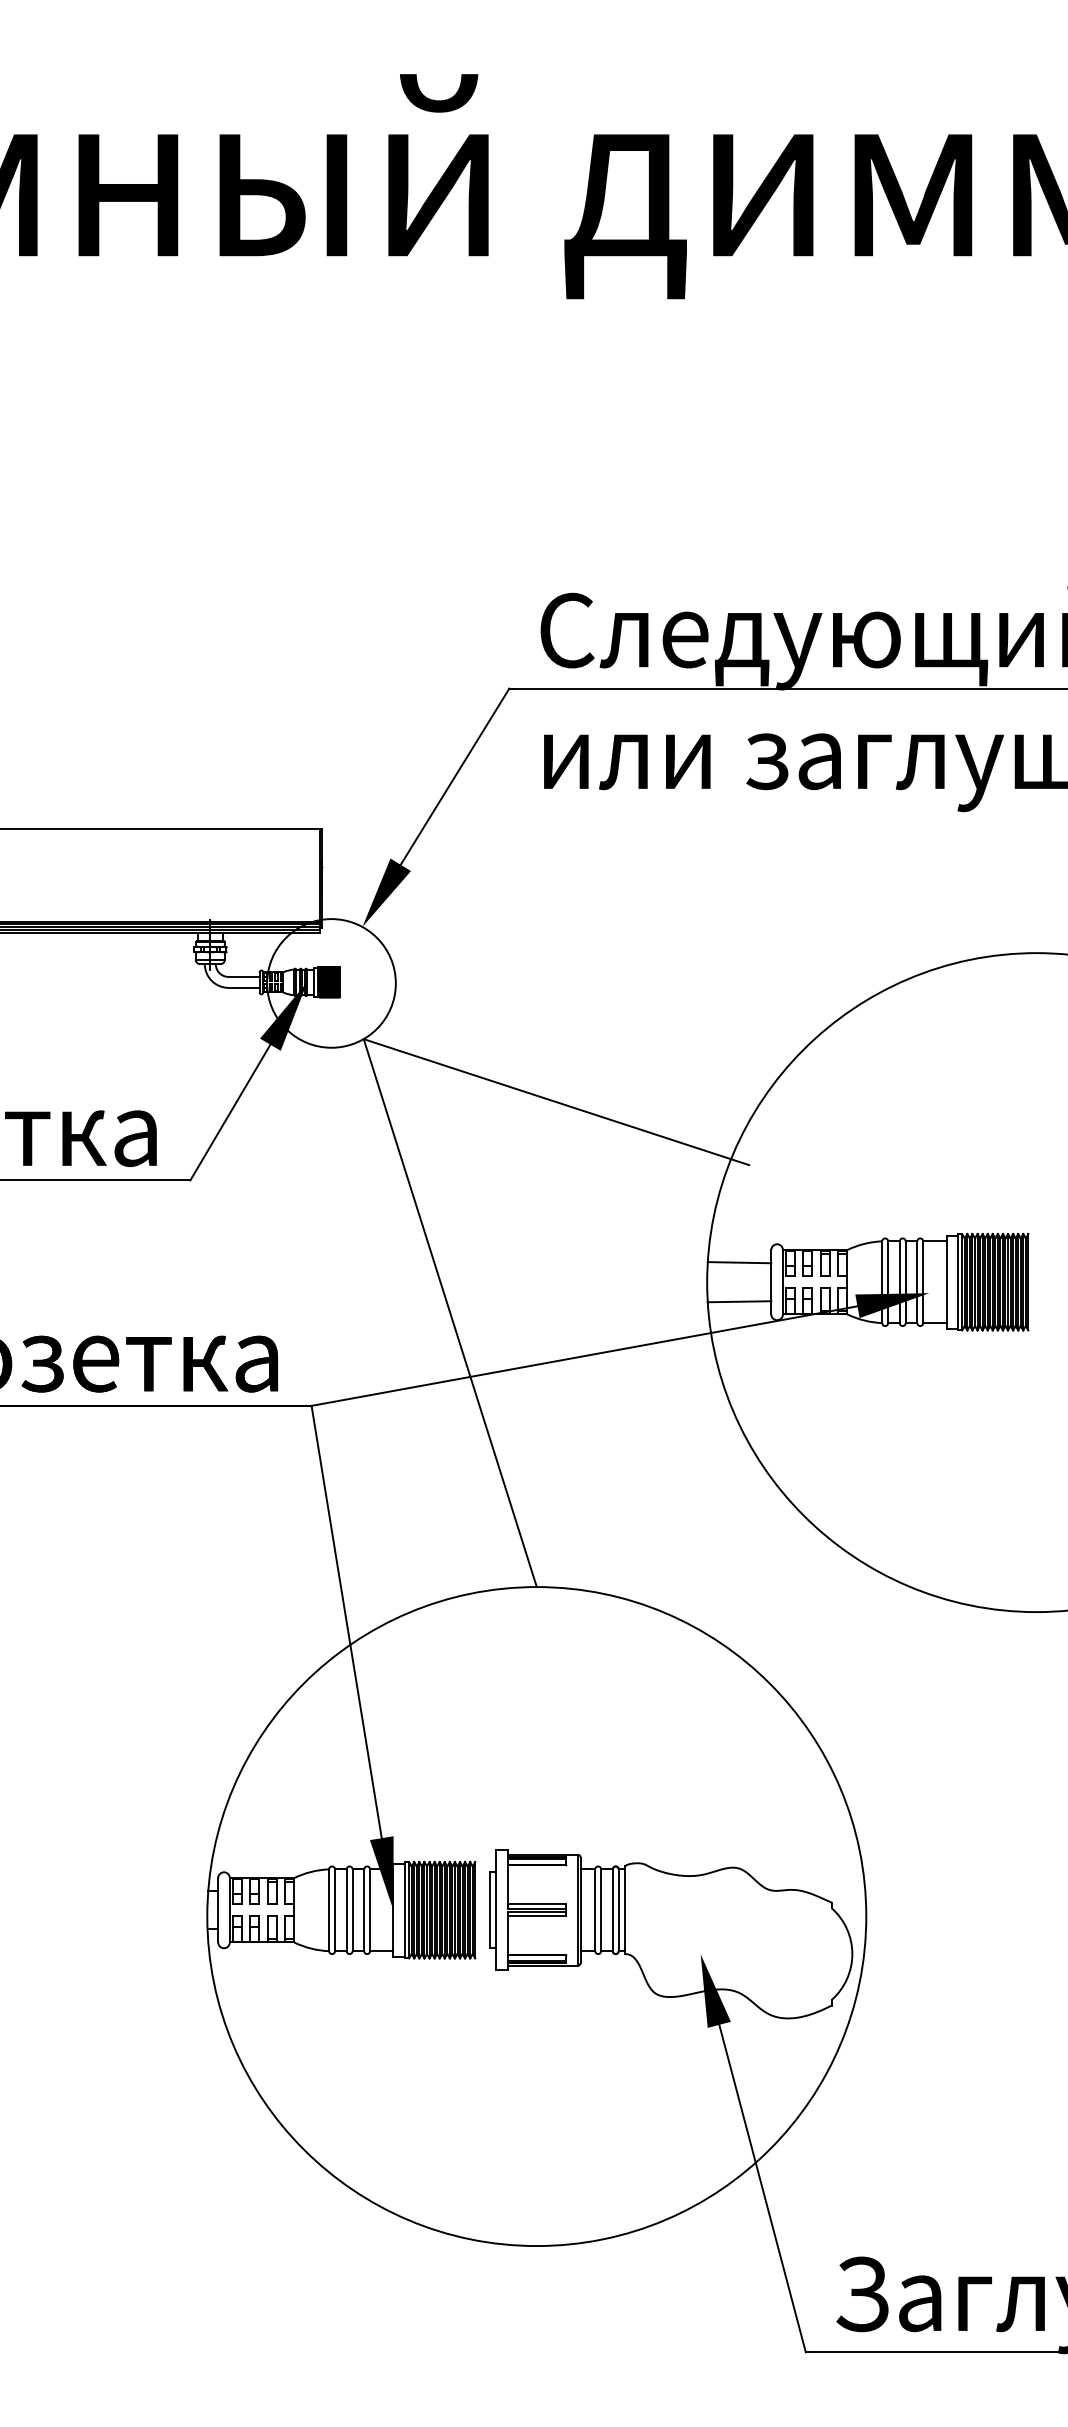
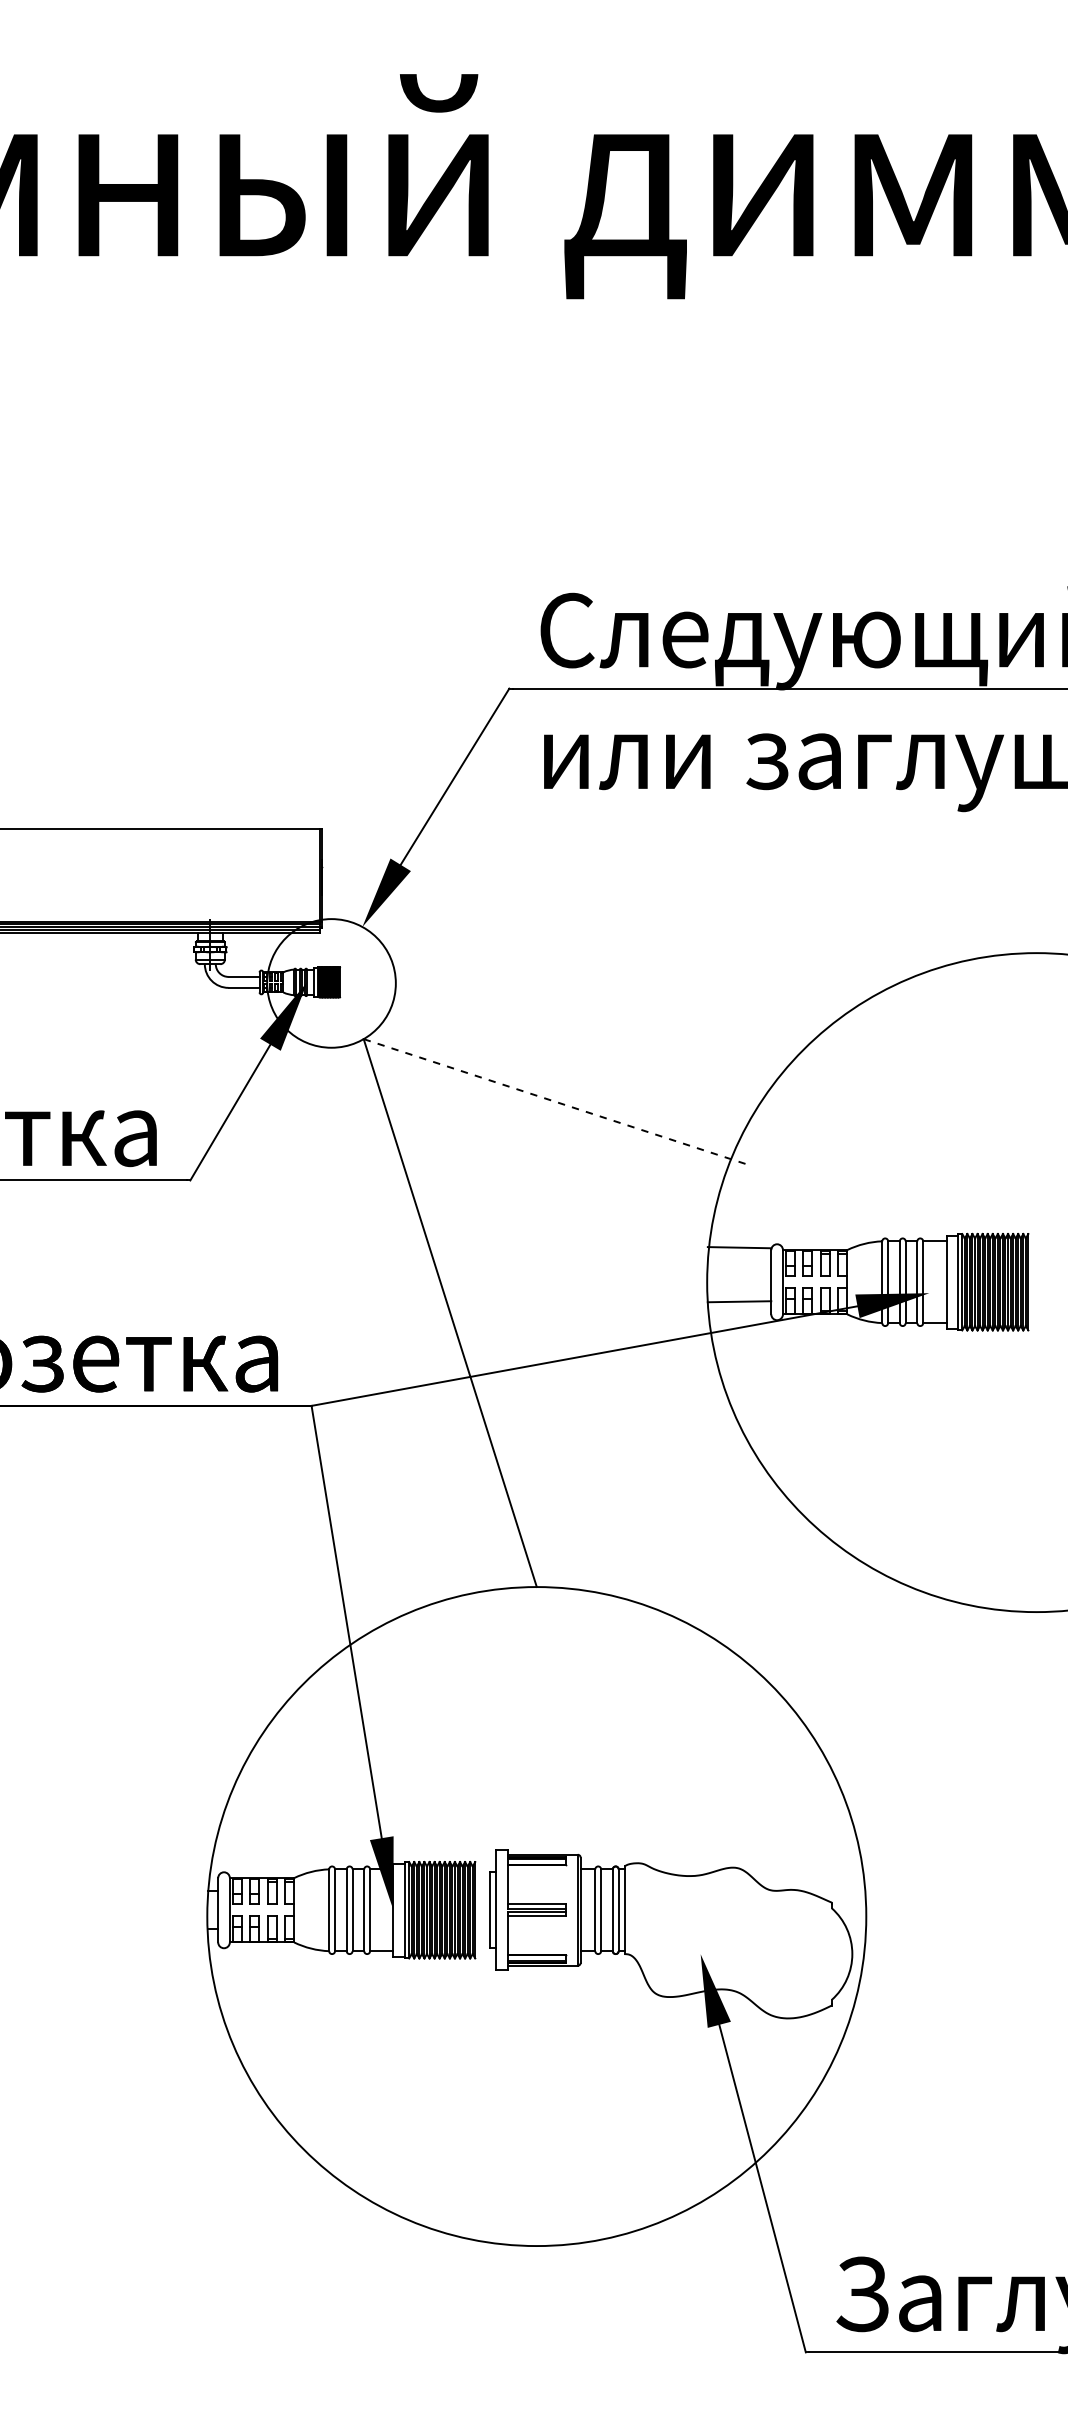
line: solid -> dashed (556, 1102)
line position: (739, 1262) -> (739, 1247) (739, 1247)
